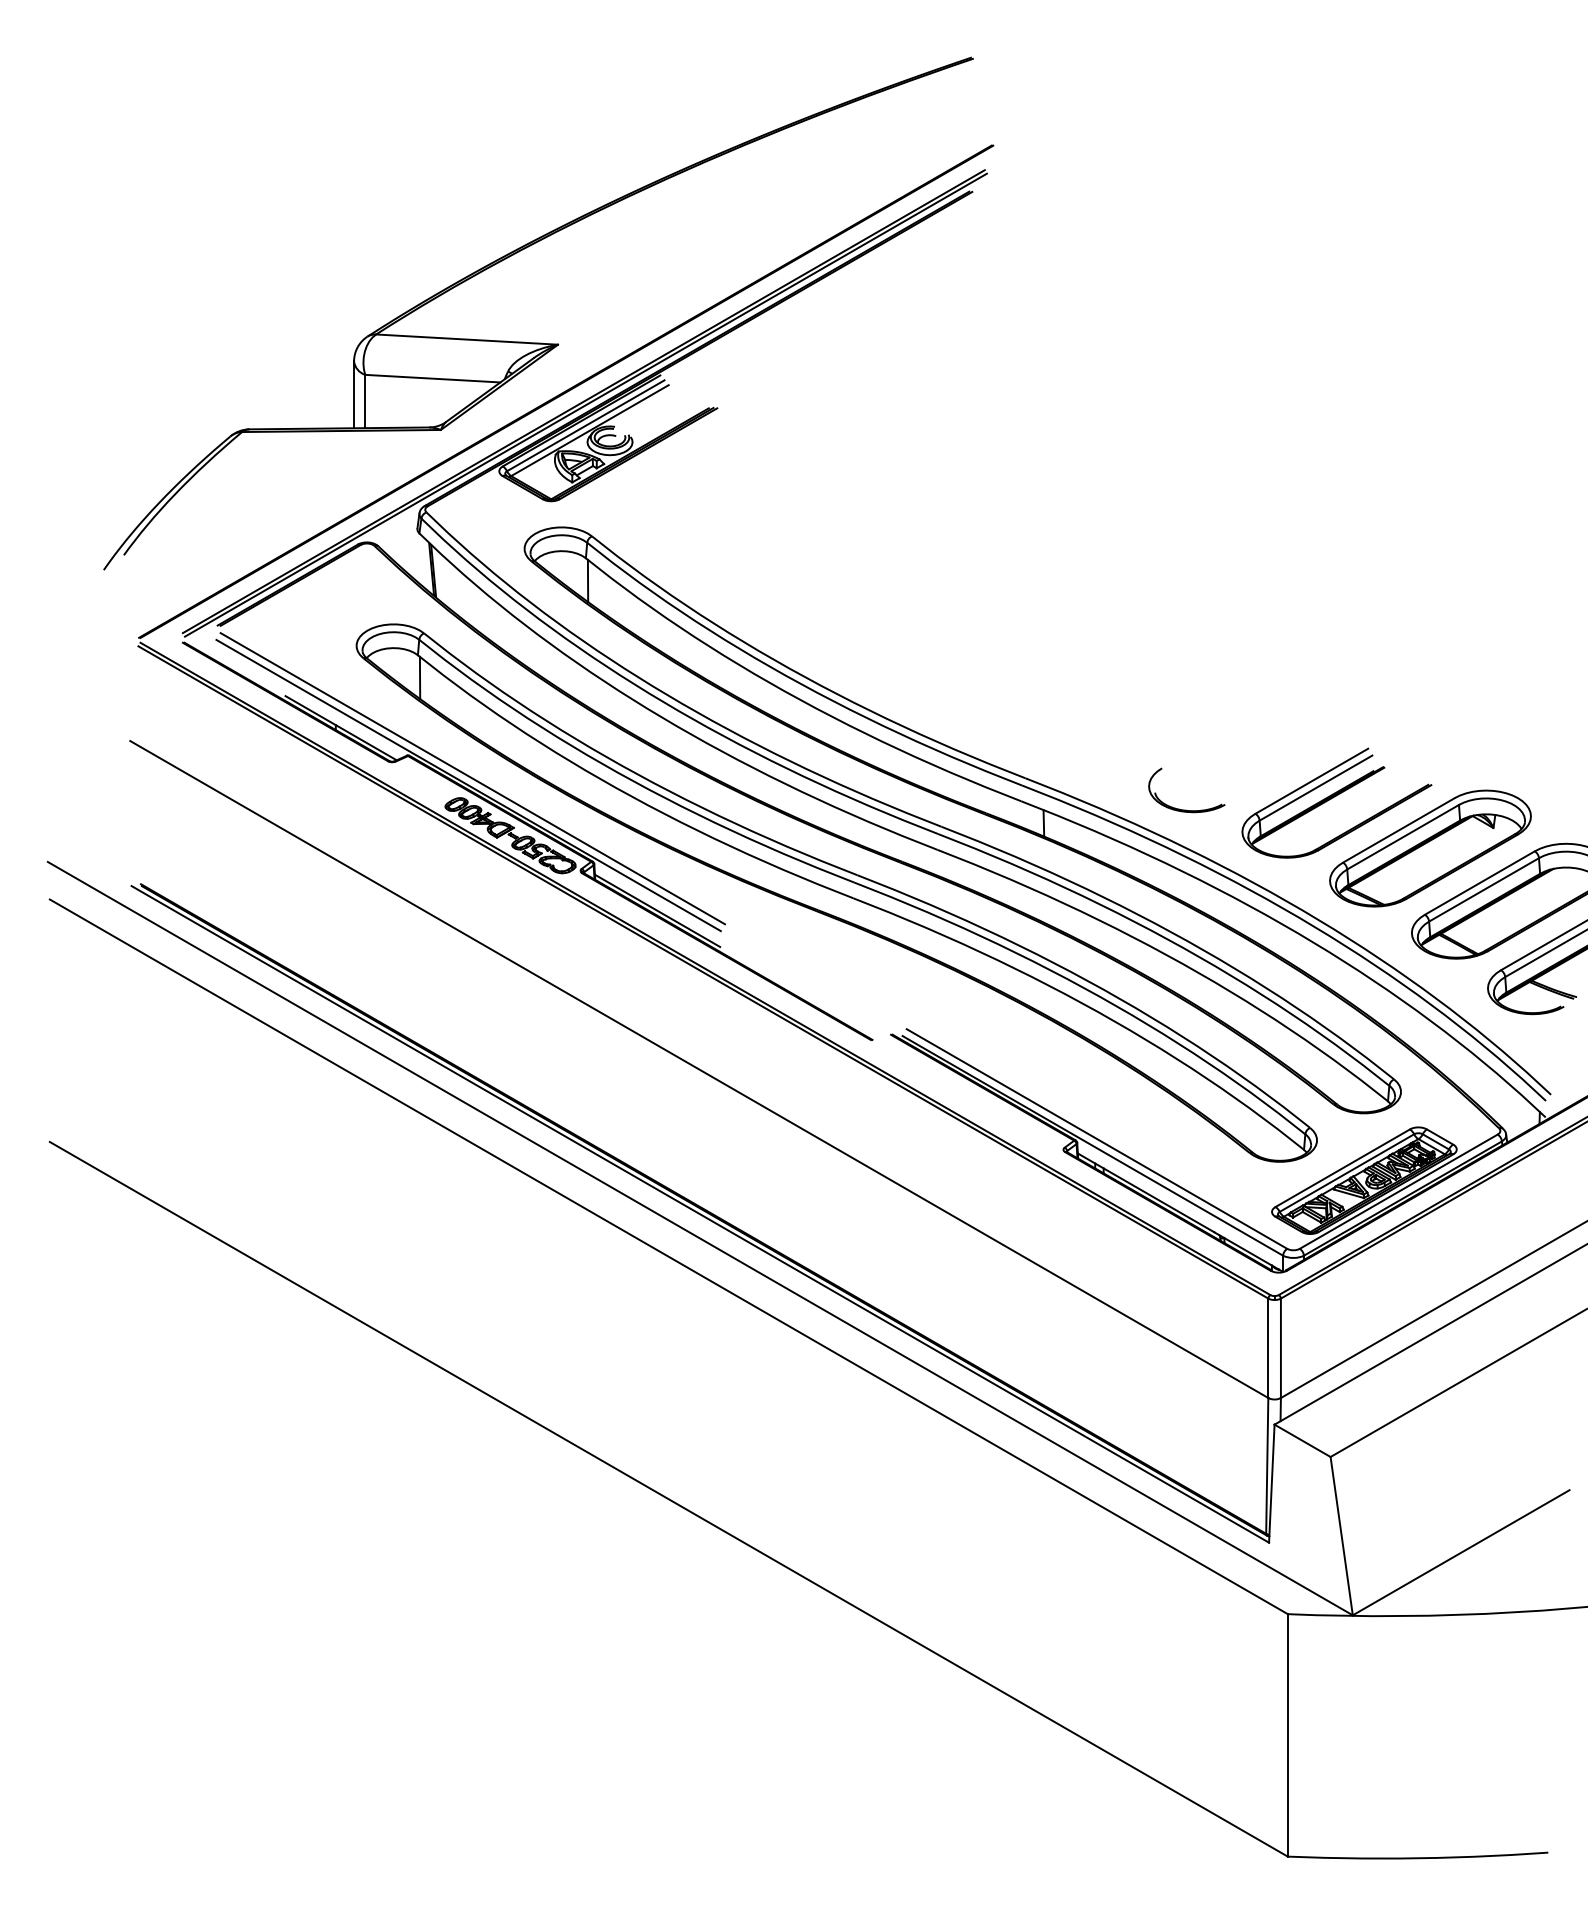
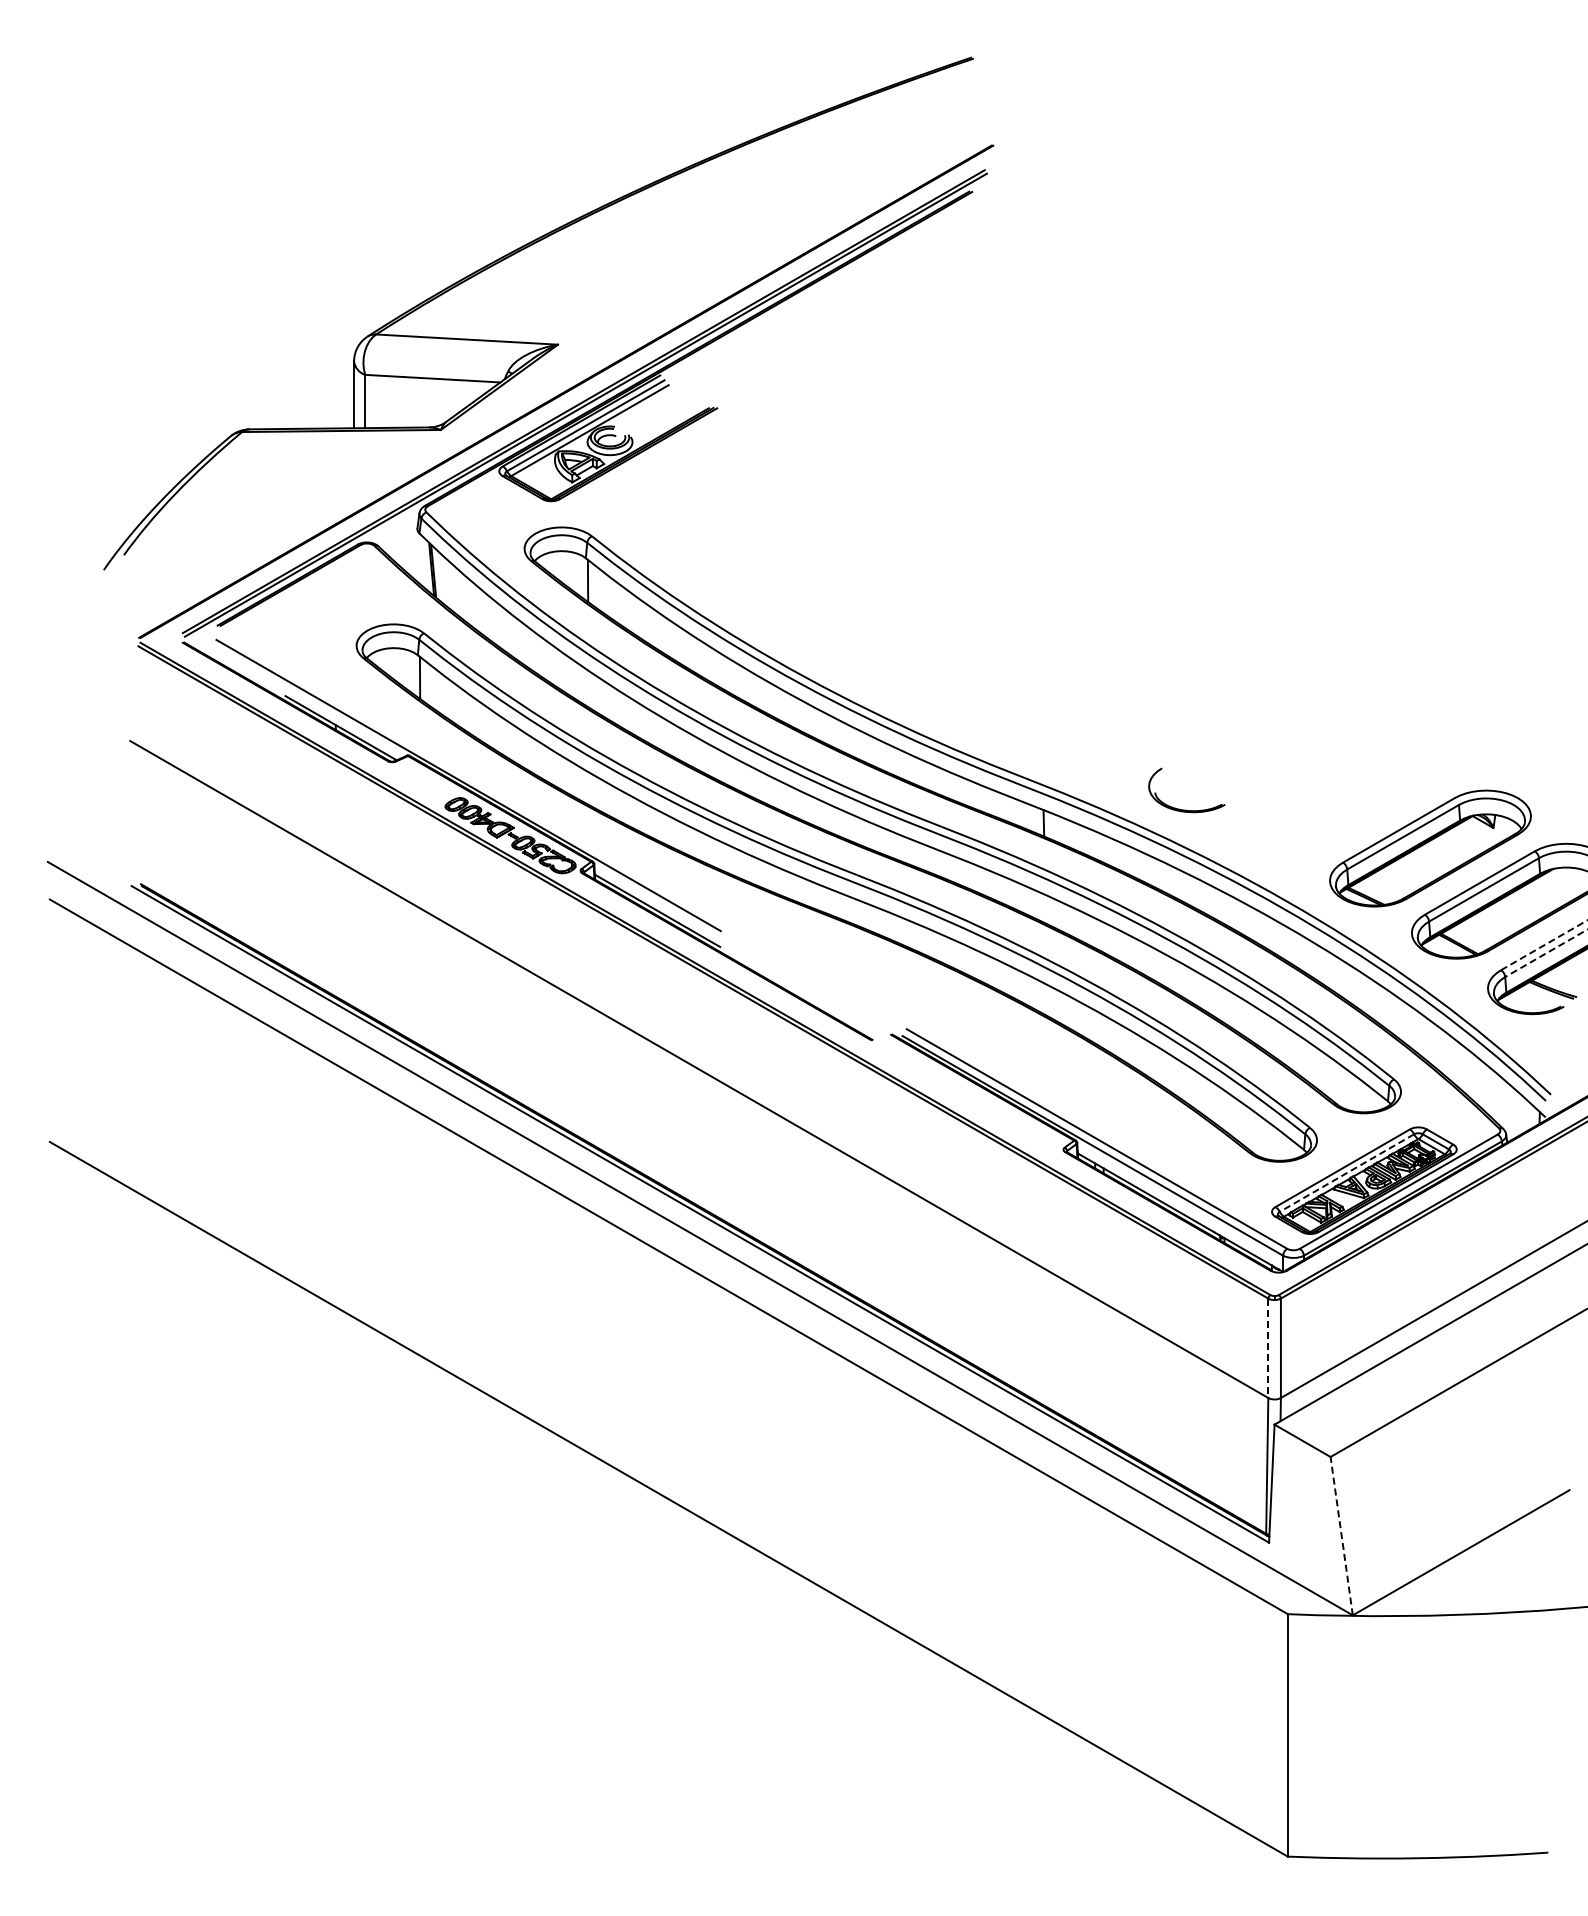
line: present -> none (472, 778)
part: present -> none (1336, 802)
line: solid -> dashed (1544, 945)
line: solid -> dashed (1545, 953)
line: solid -> dashed (1346, 1173)
line: solid -> dashed (1268, 1348)
line: solid -> dashed (1341, 1536)
